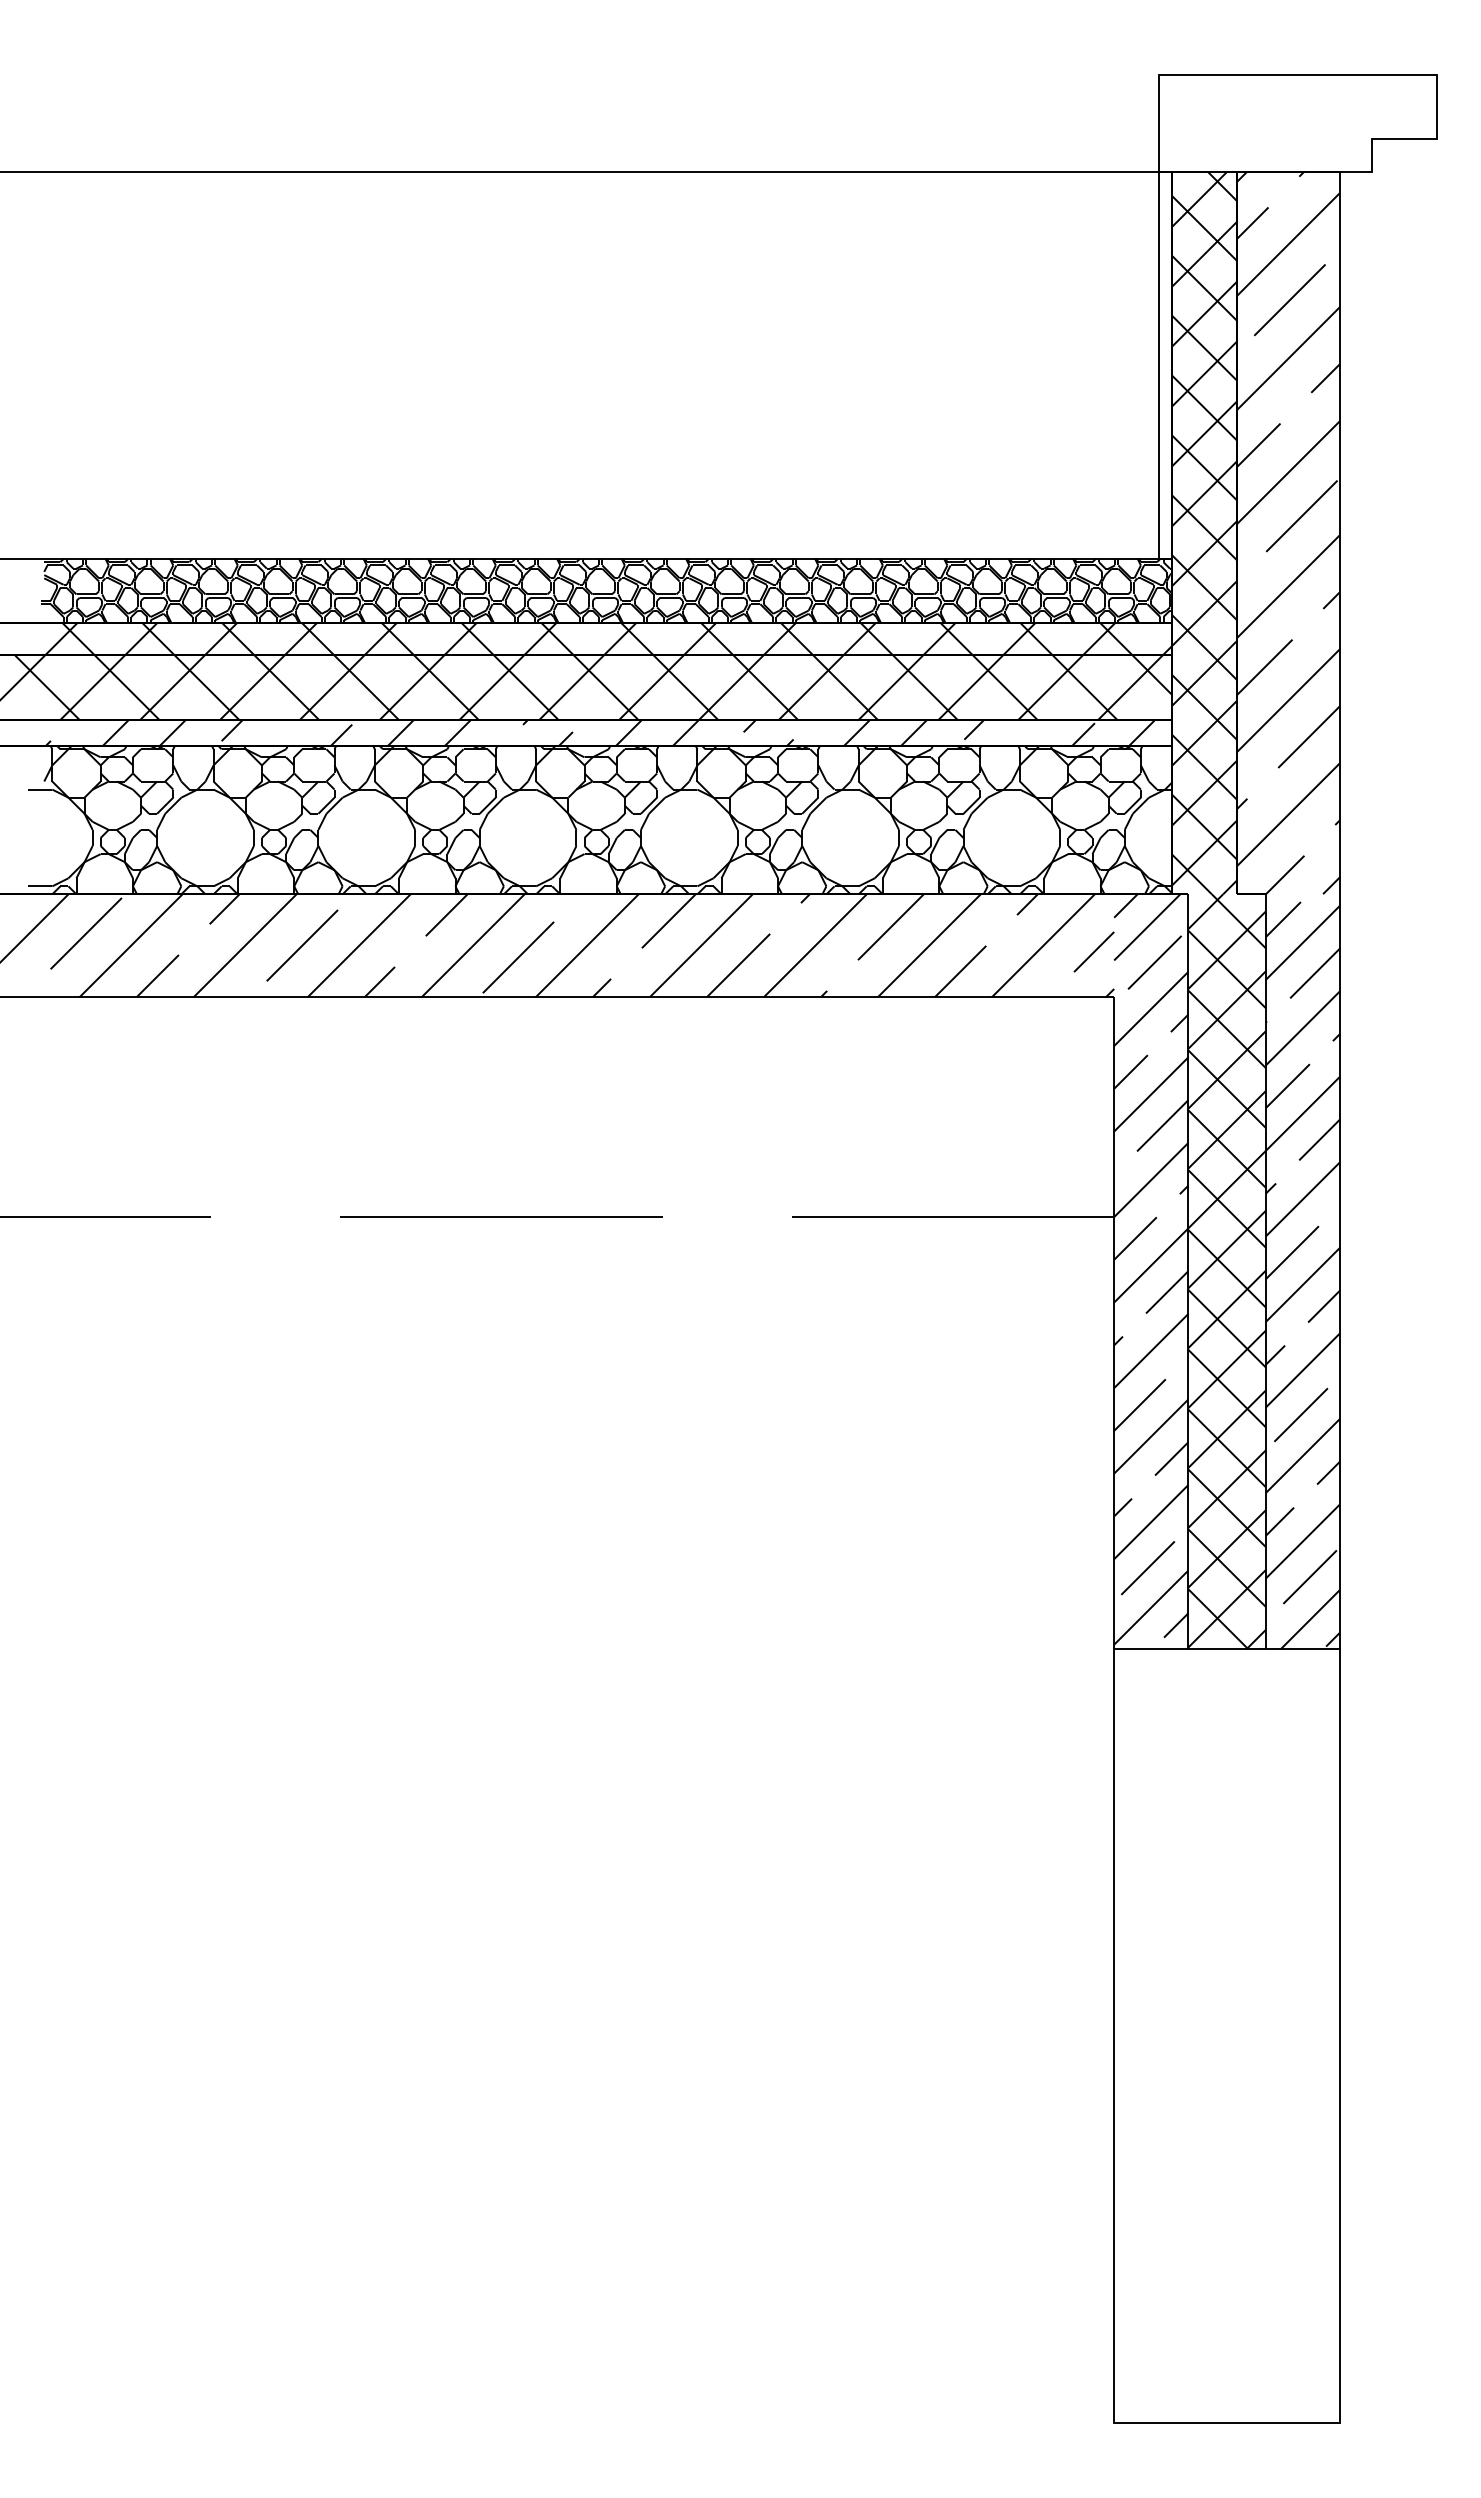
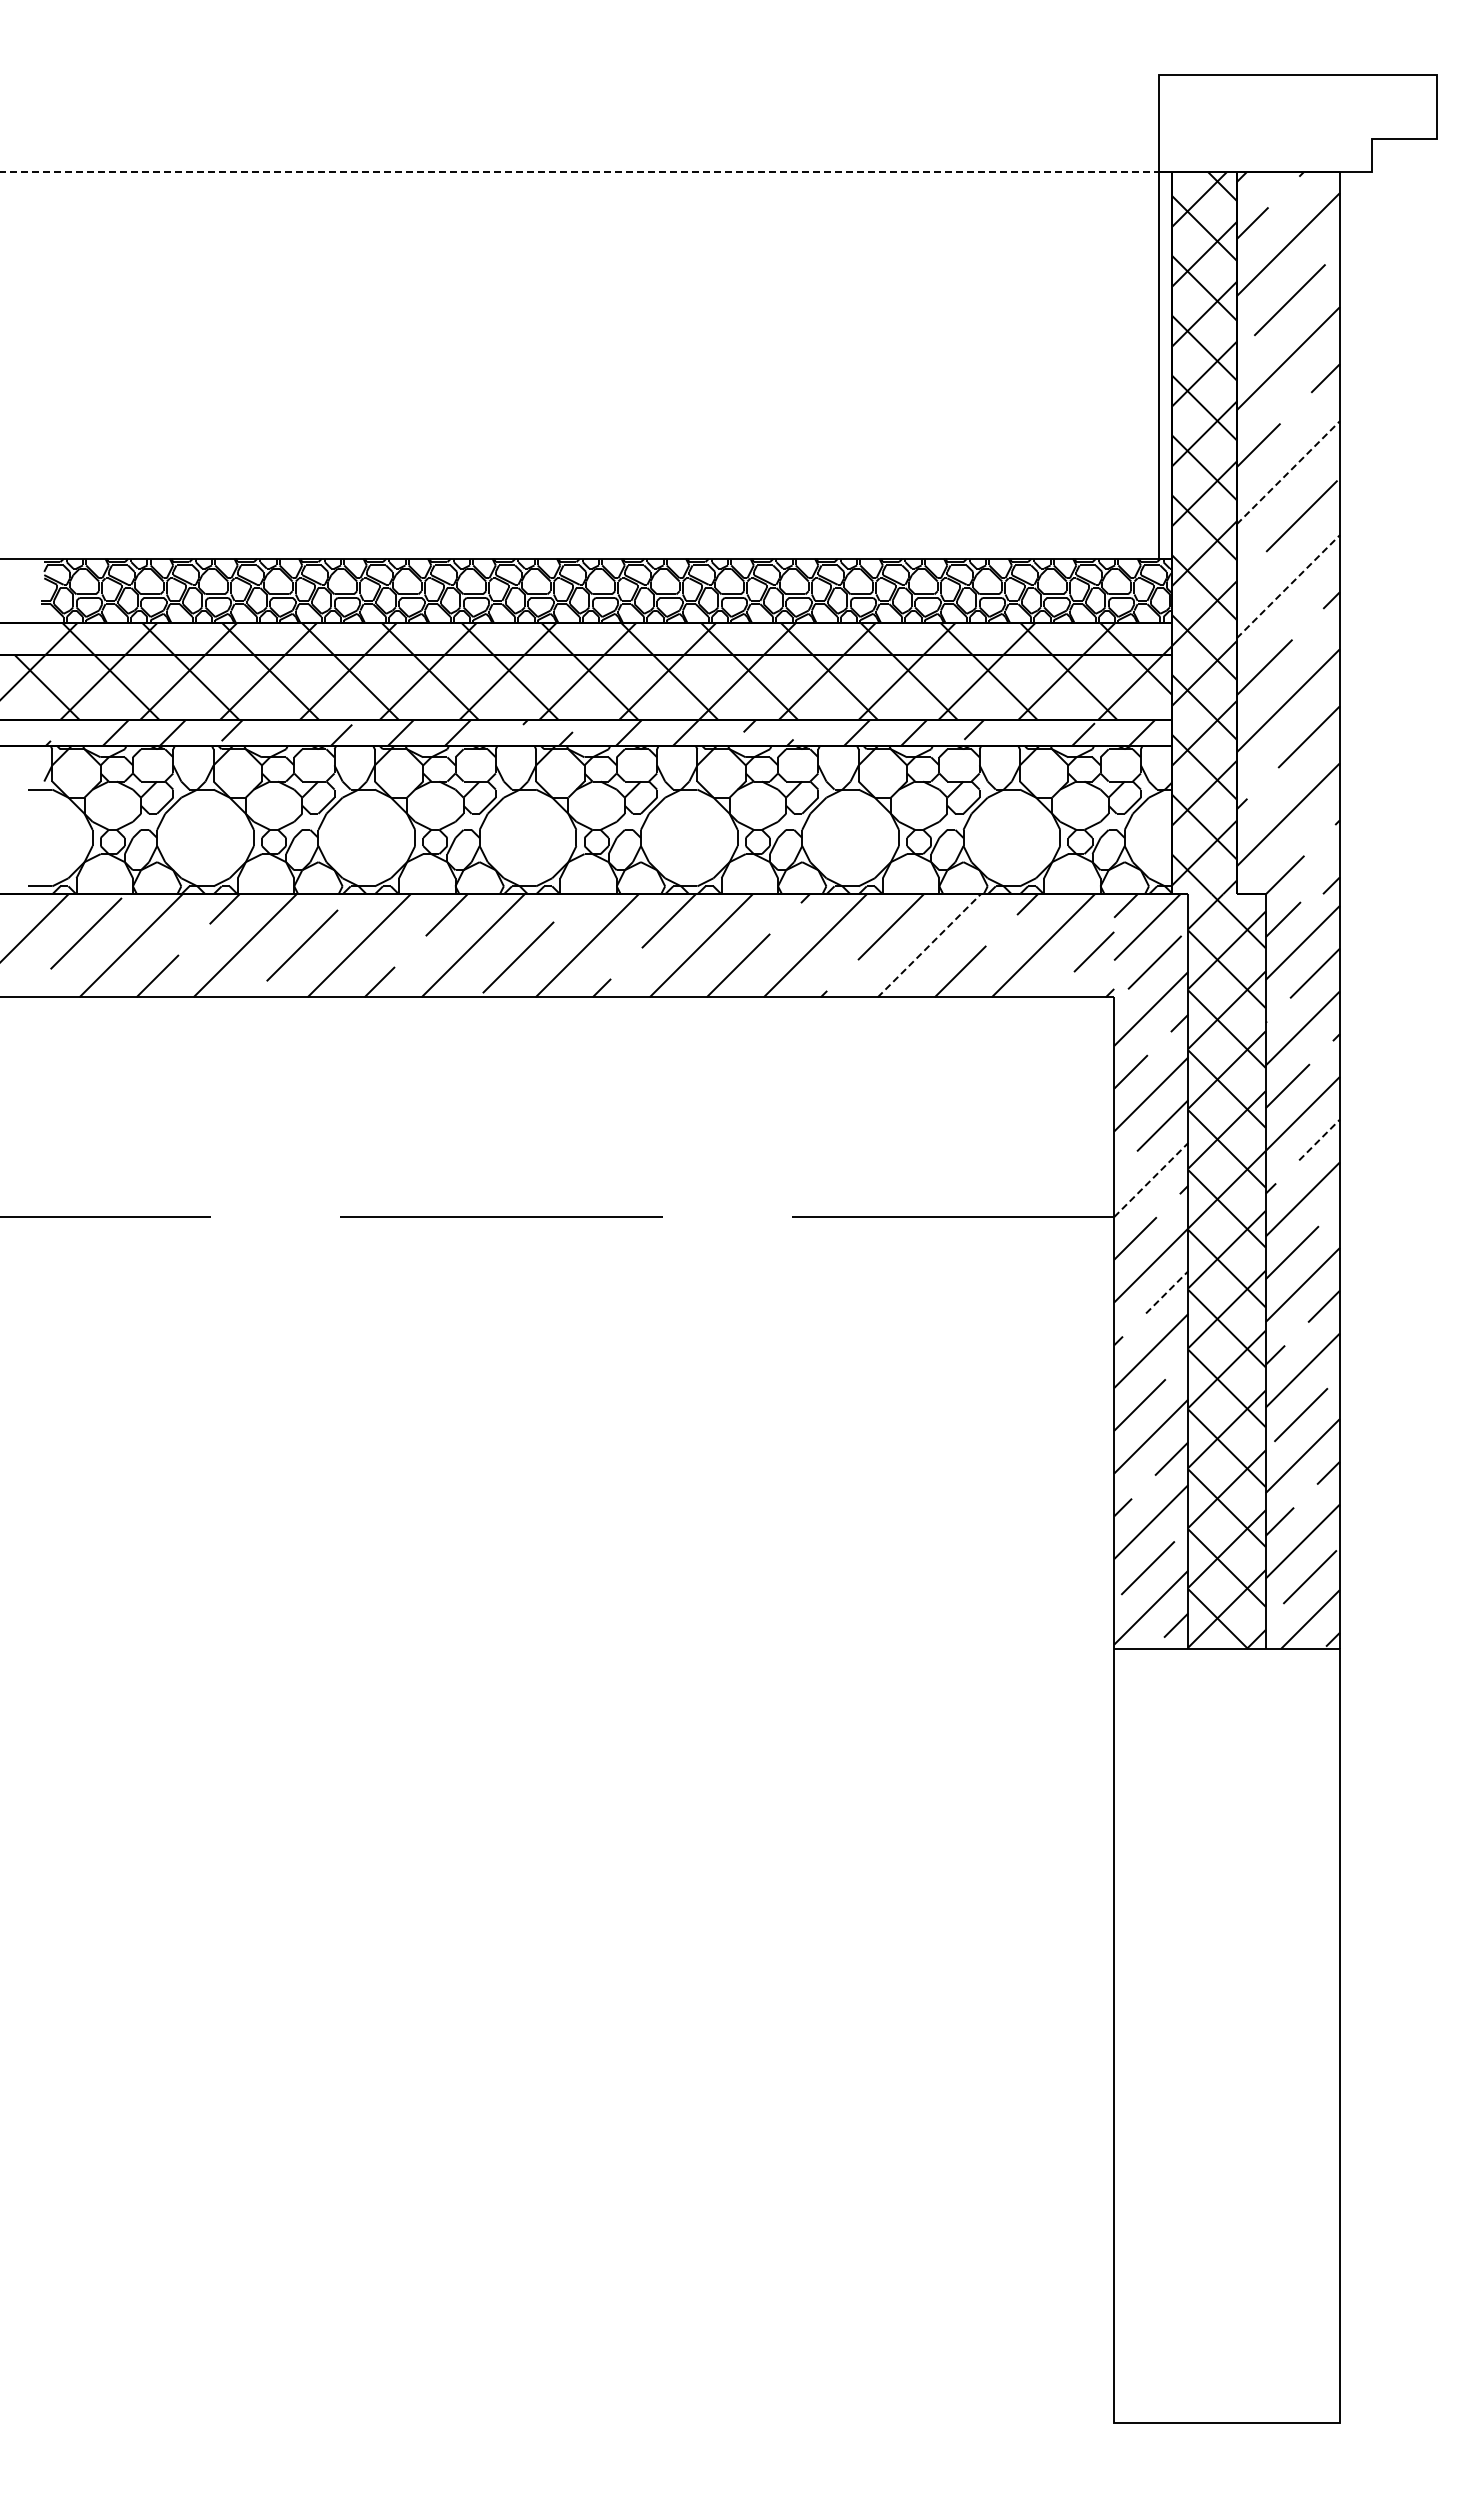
line: solid -> dashed (580, 171)
line: solid -> dashed (1288, 472)
line: solid -> dashed (1288, 586)
line: solid -> dashed (929, 945)
line: solid -> dashed (1319, 1139)
line: solid -> dashed (1151, 1179)
line: solid -> dashed (1167, 1292)
